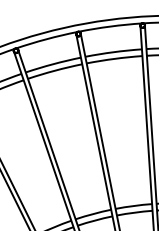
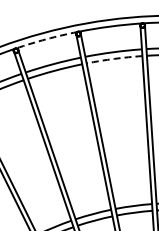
arc: solid -> dashed (46, 39)
arc: solid -> dashed (114, 58)
